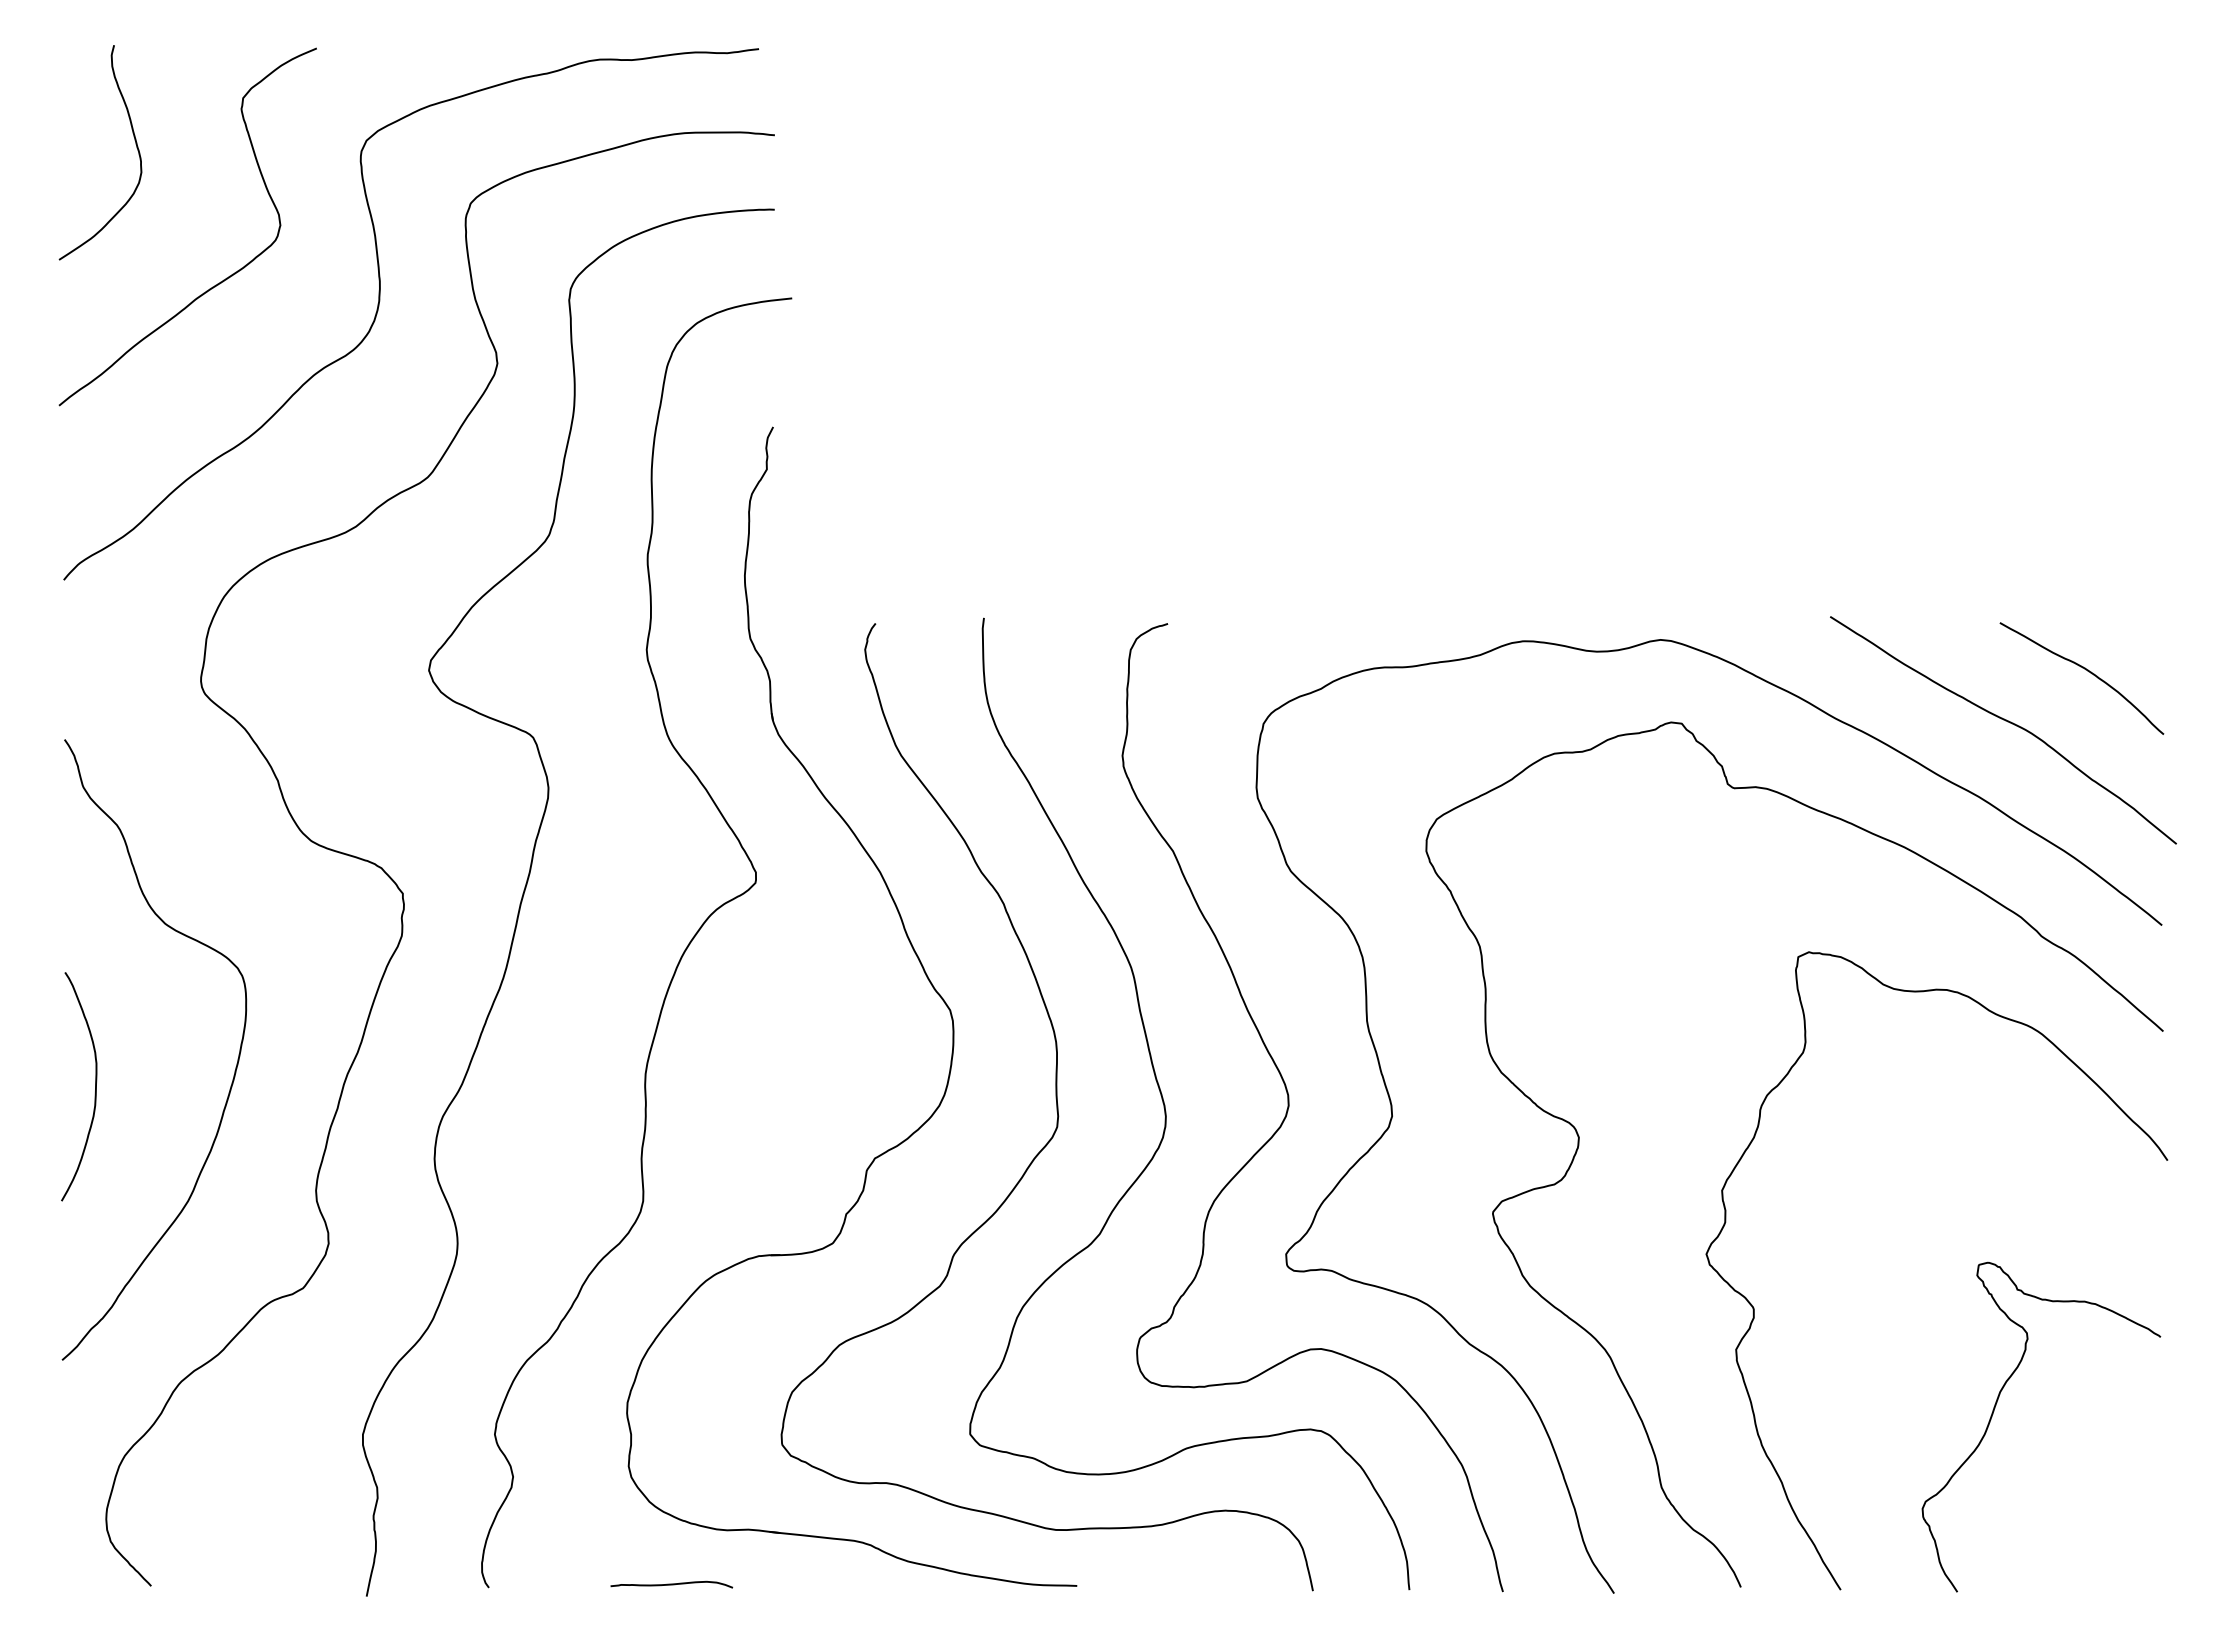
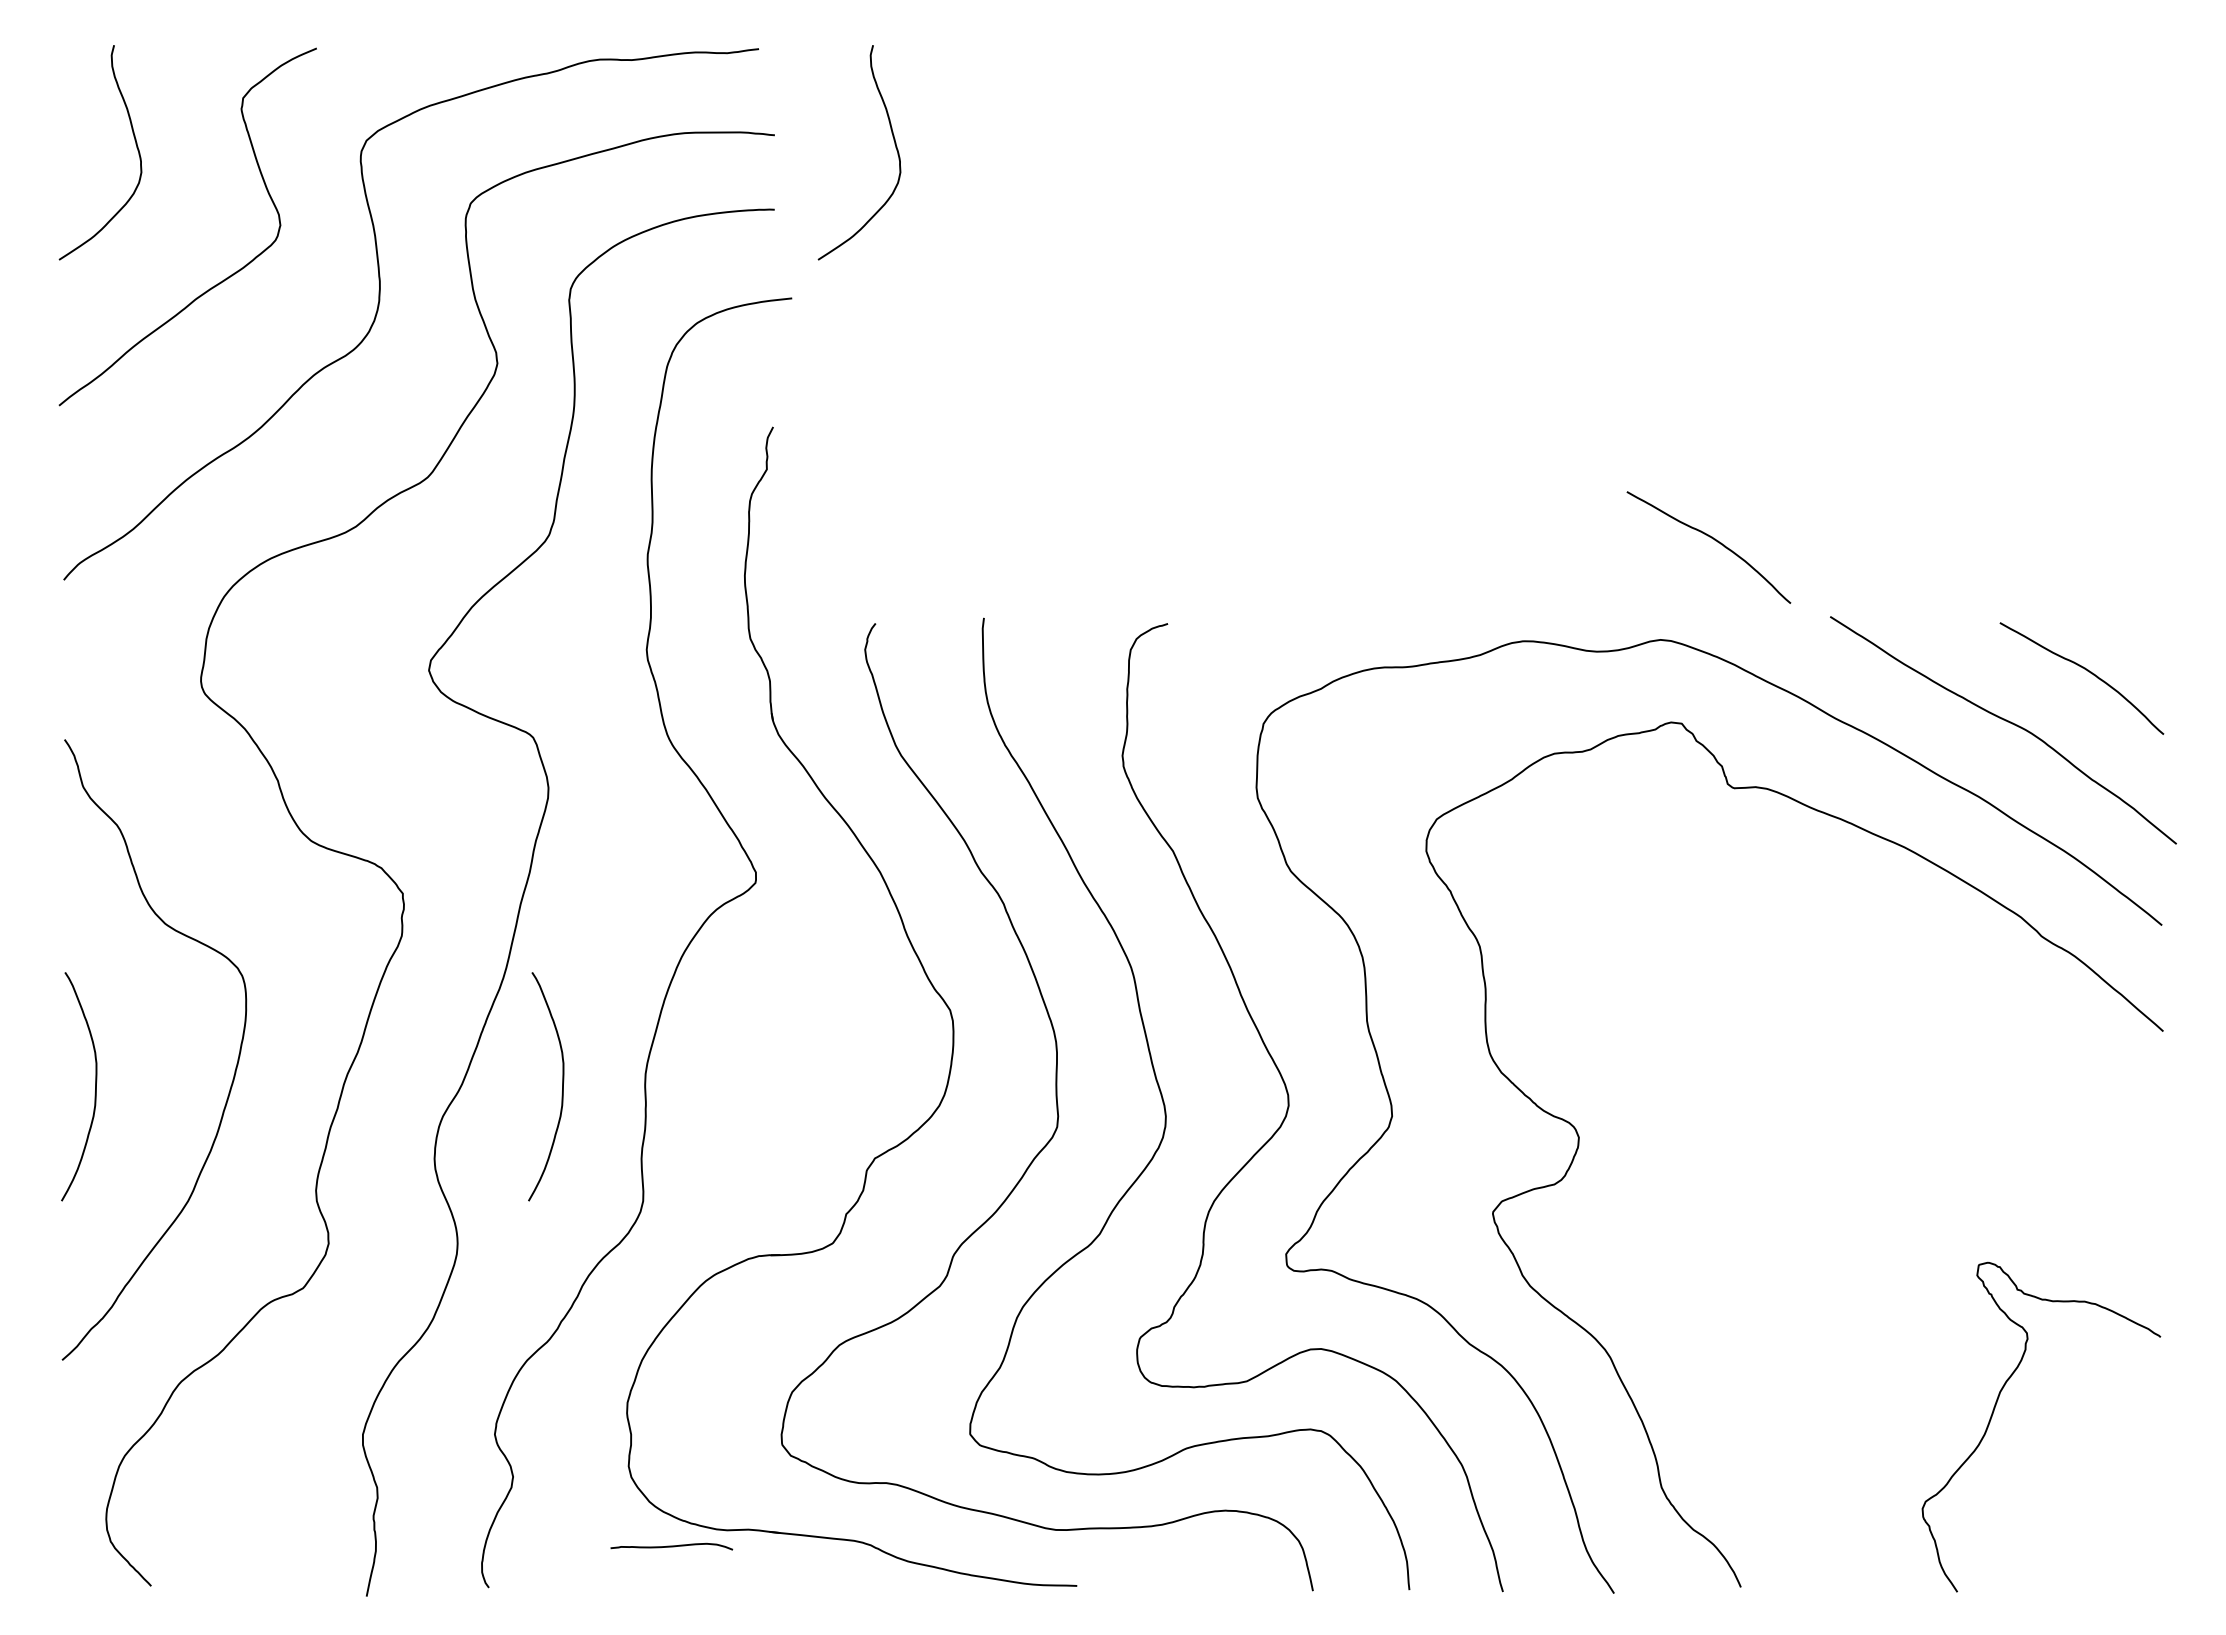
curve: none -> present (894, 144)
curve: none -> present (1714, 540)
curve: none -> present (562, 1086)
curve: present -> none (1754, 1307)
curve position: (671, 1584) -> (671, 1546) (671, 1546)
